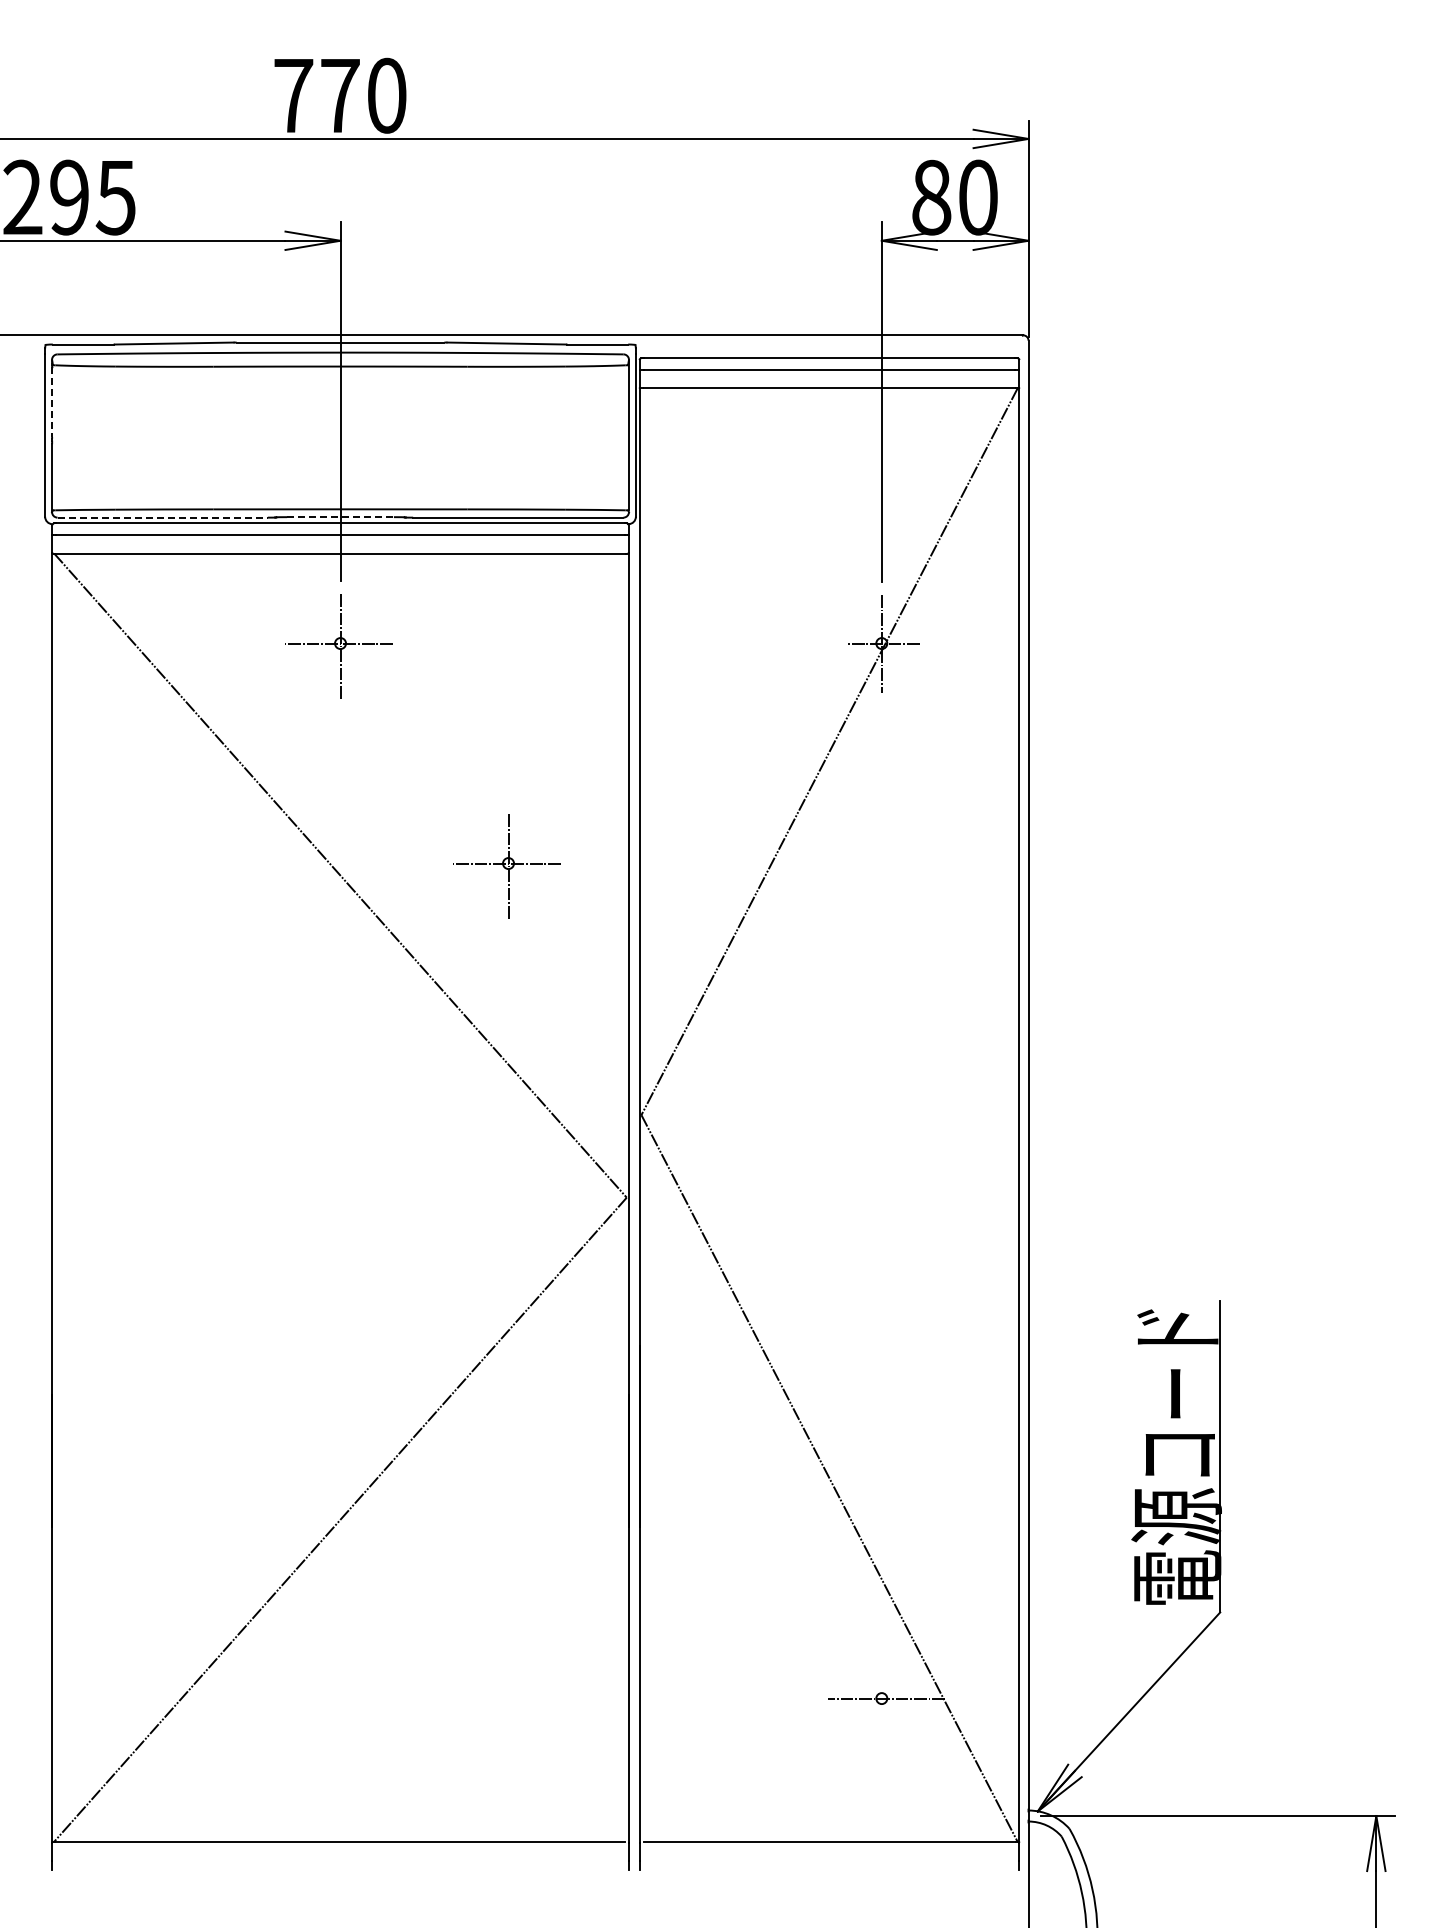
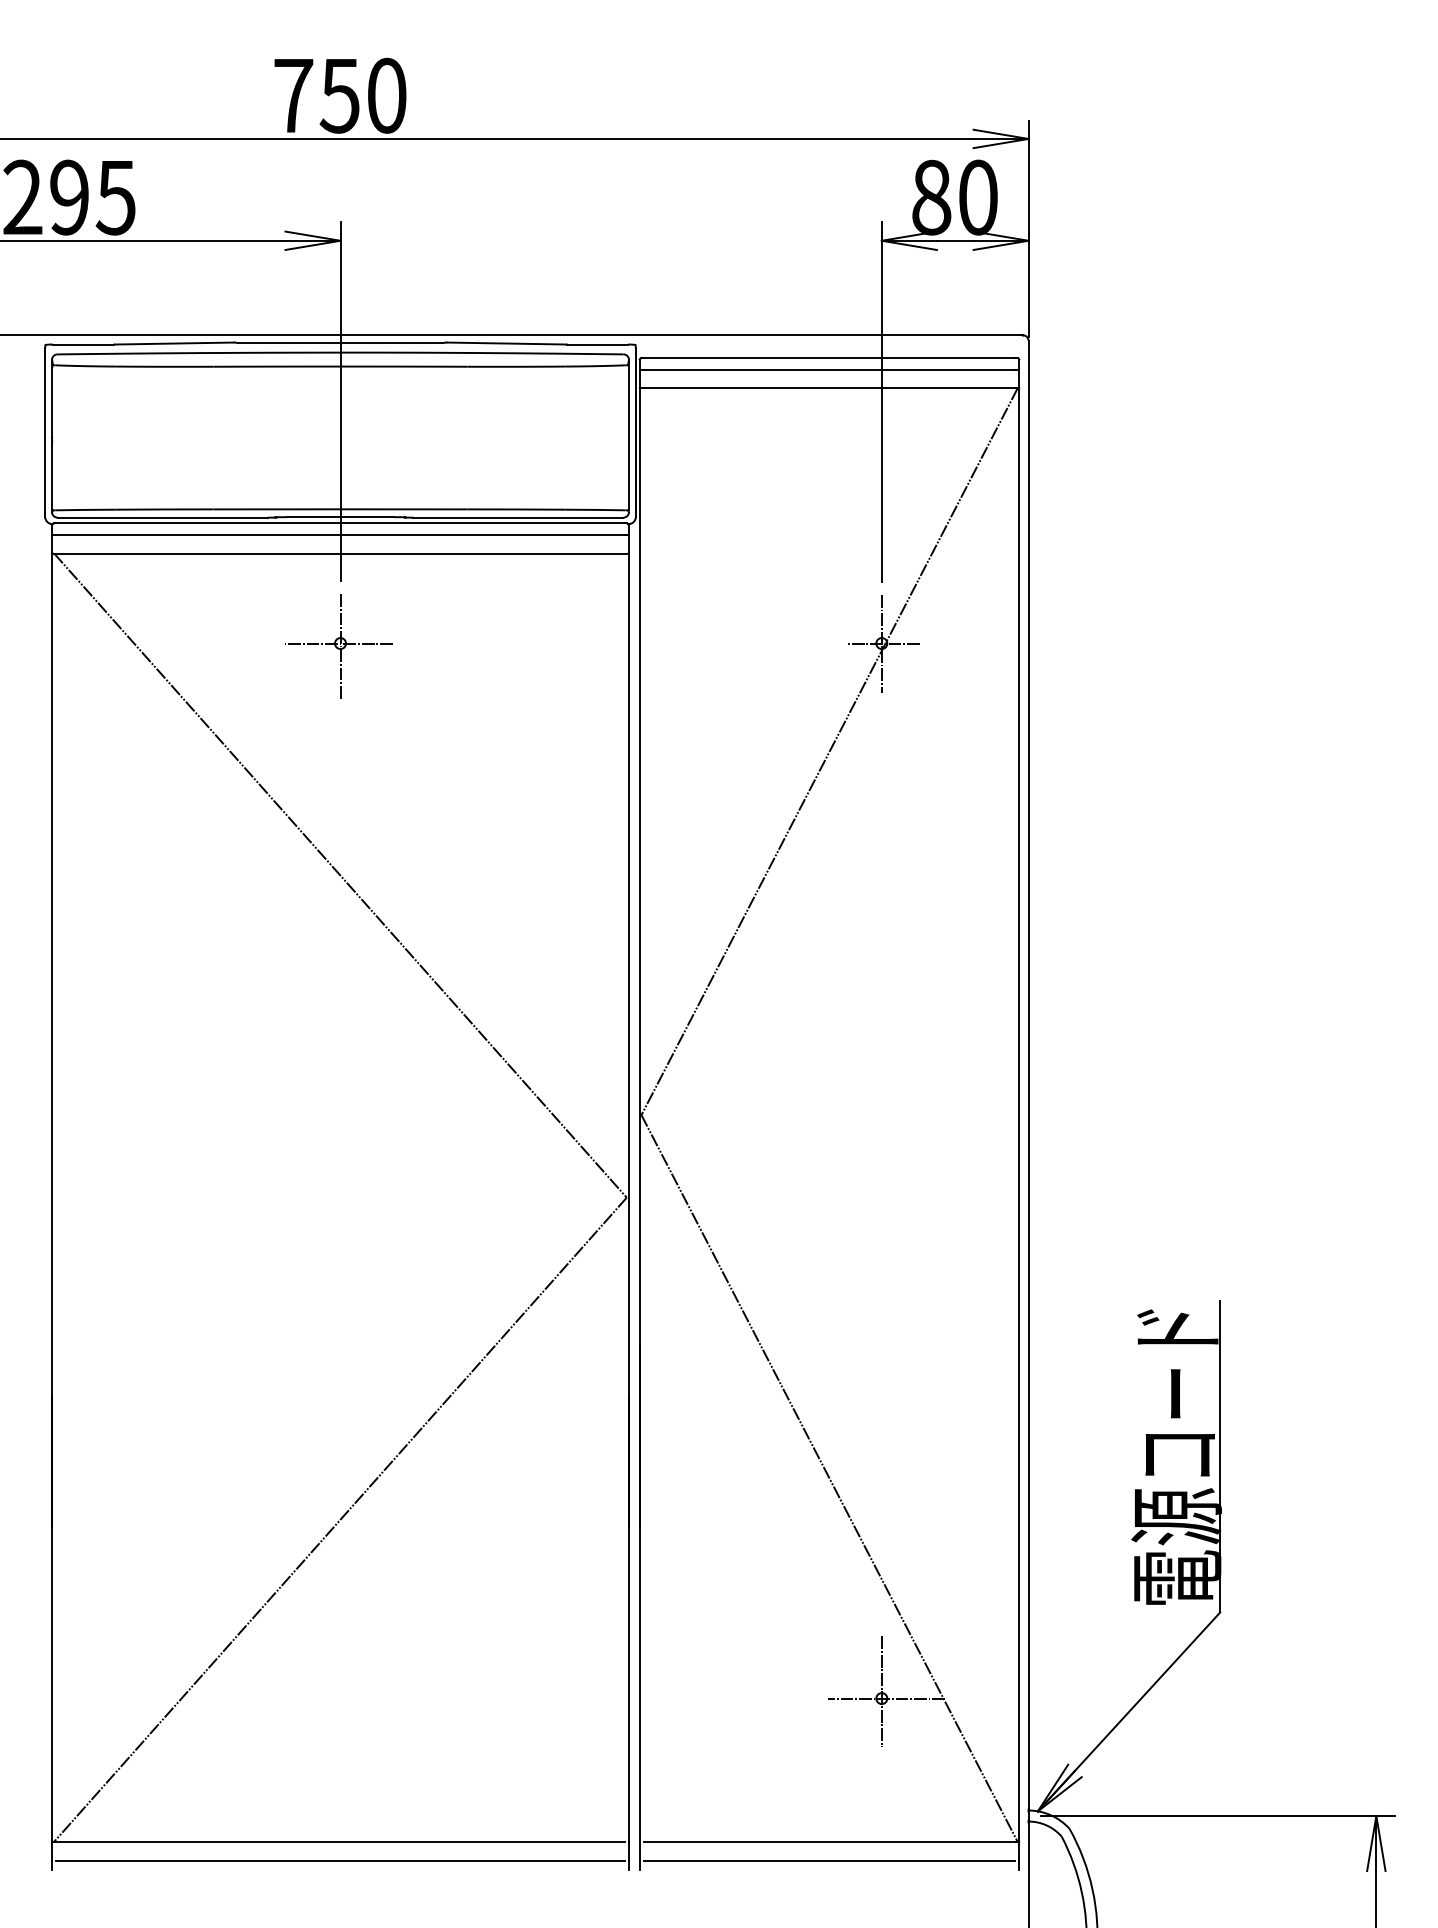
text: 770 -> 750 (339, 96)
line: dashed -> solid (51, 402)
line: dashed -> solid (163, 517)
line: dashed -> solid (341, 517)
part: present -> none (506, 866)
line: none -> present (881, 1691)
line: none -> present (340, 1860)
line: none -> present (829, 1860)
